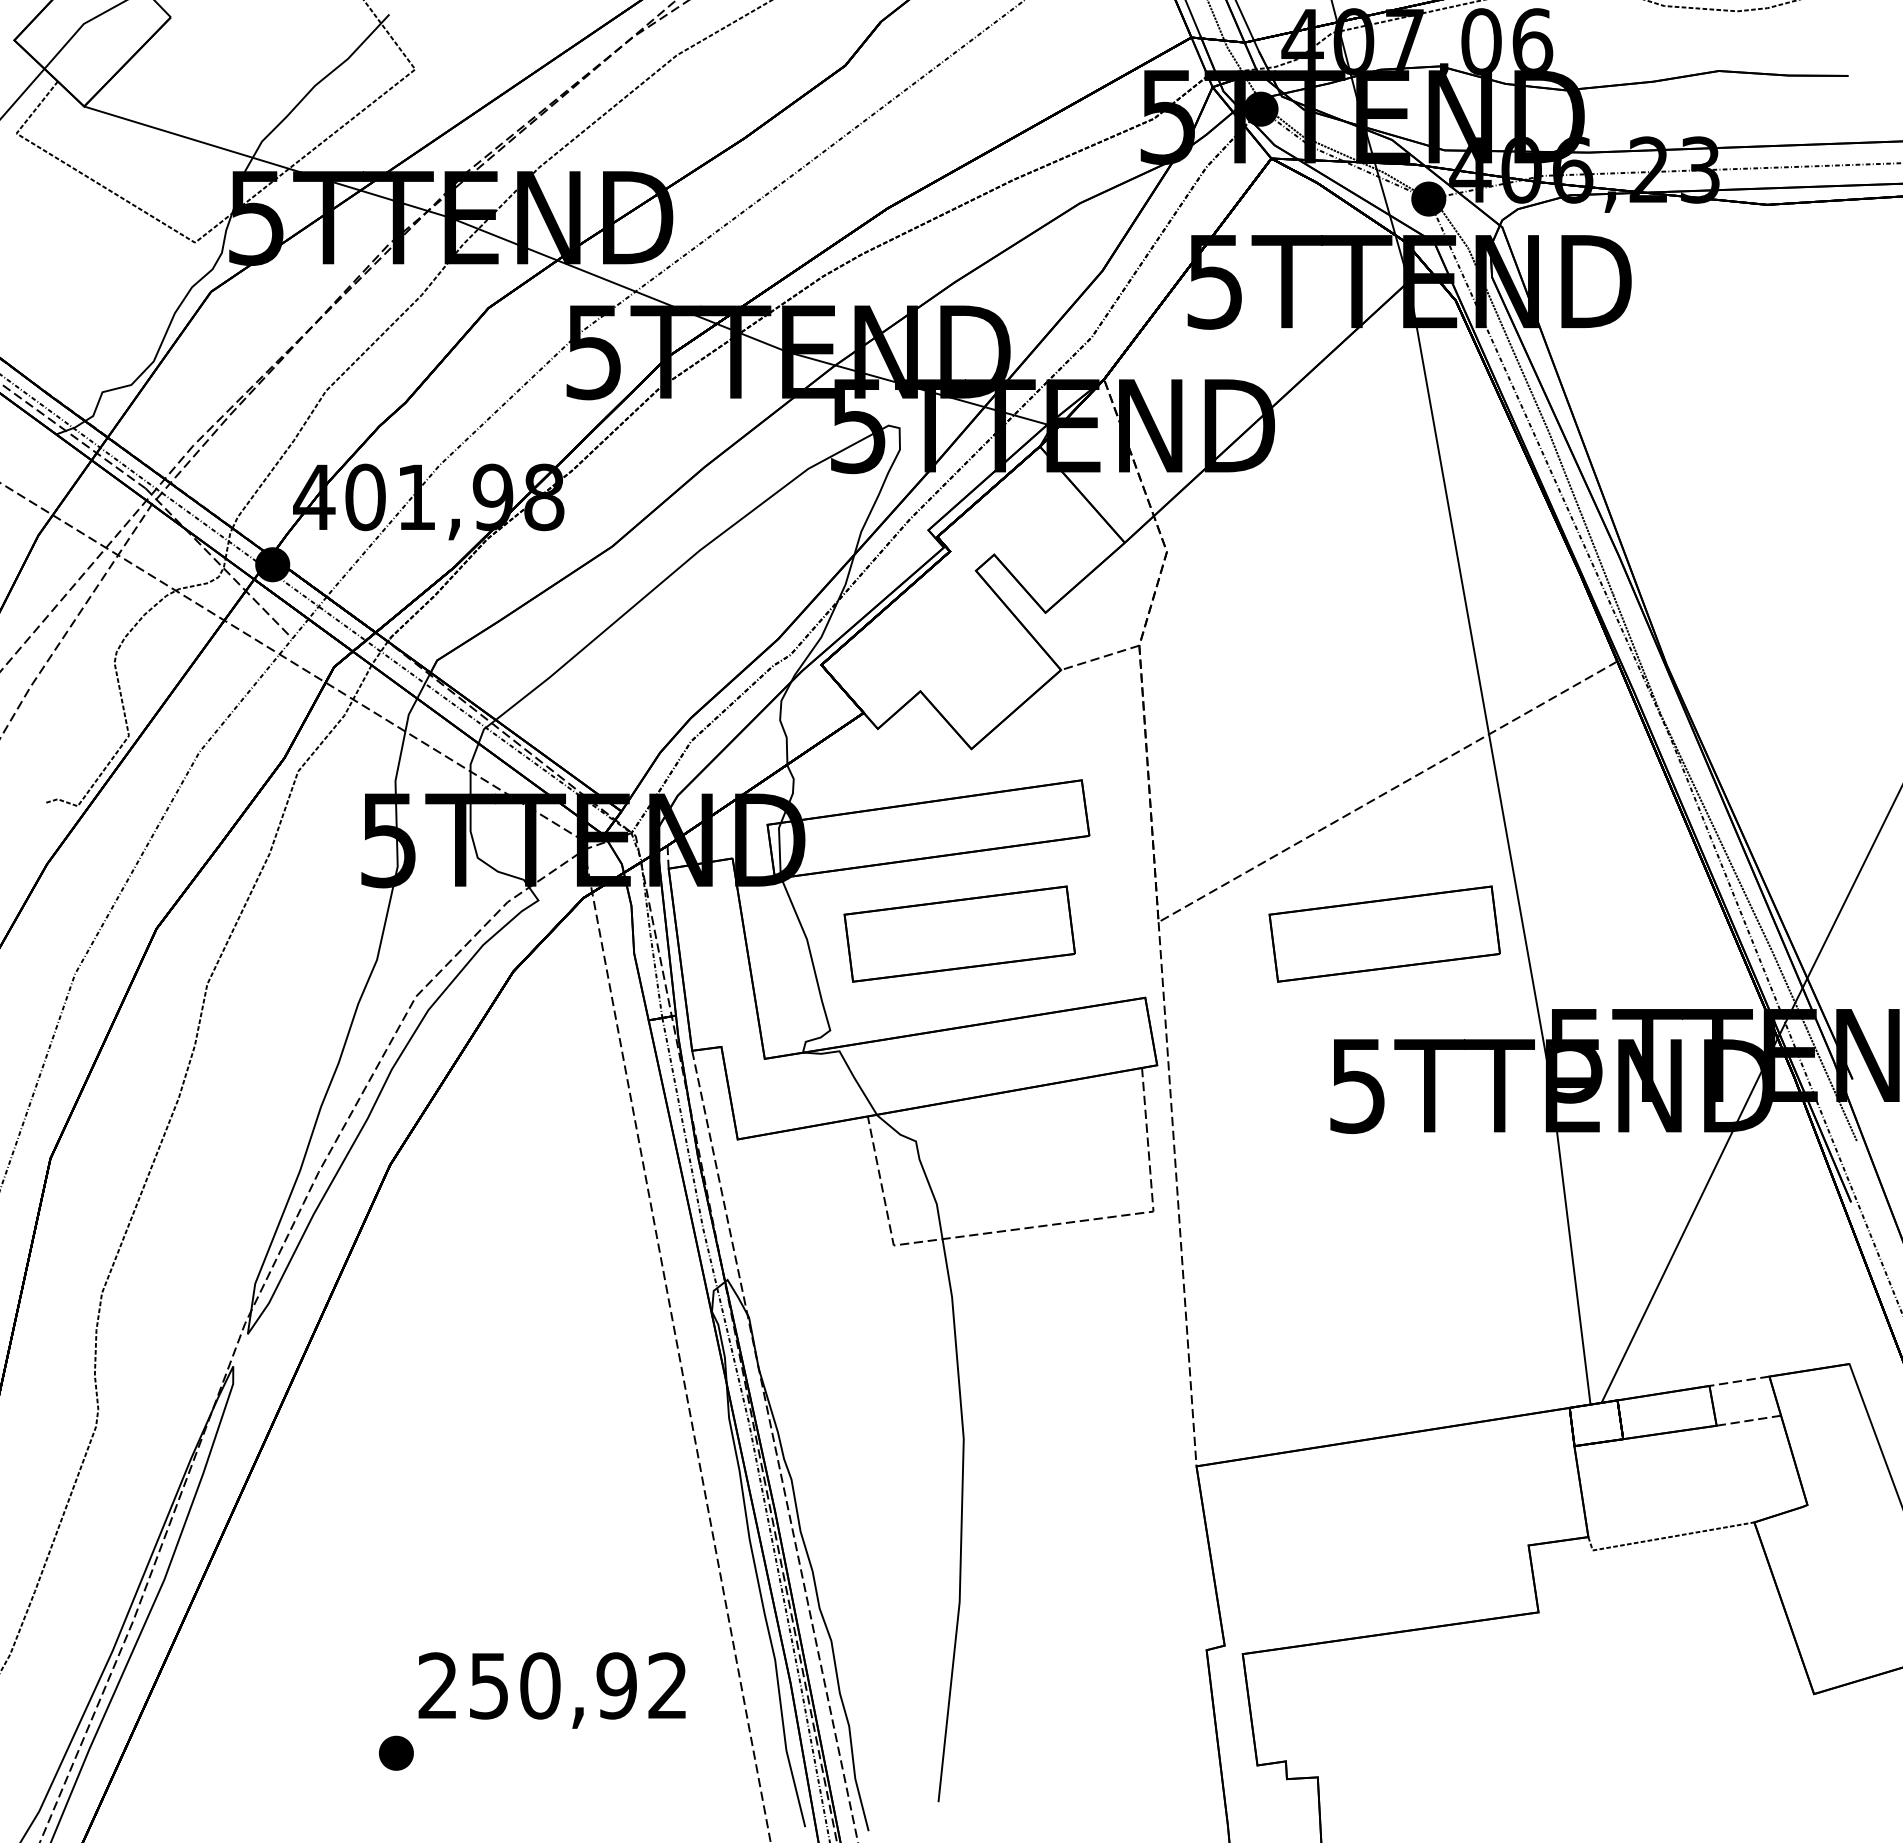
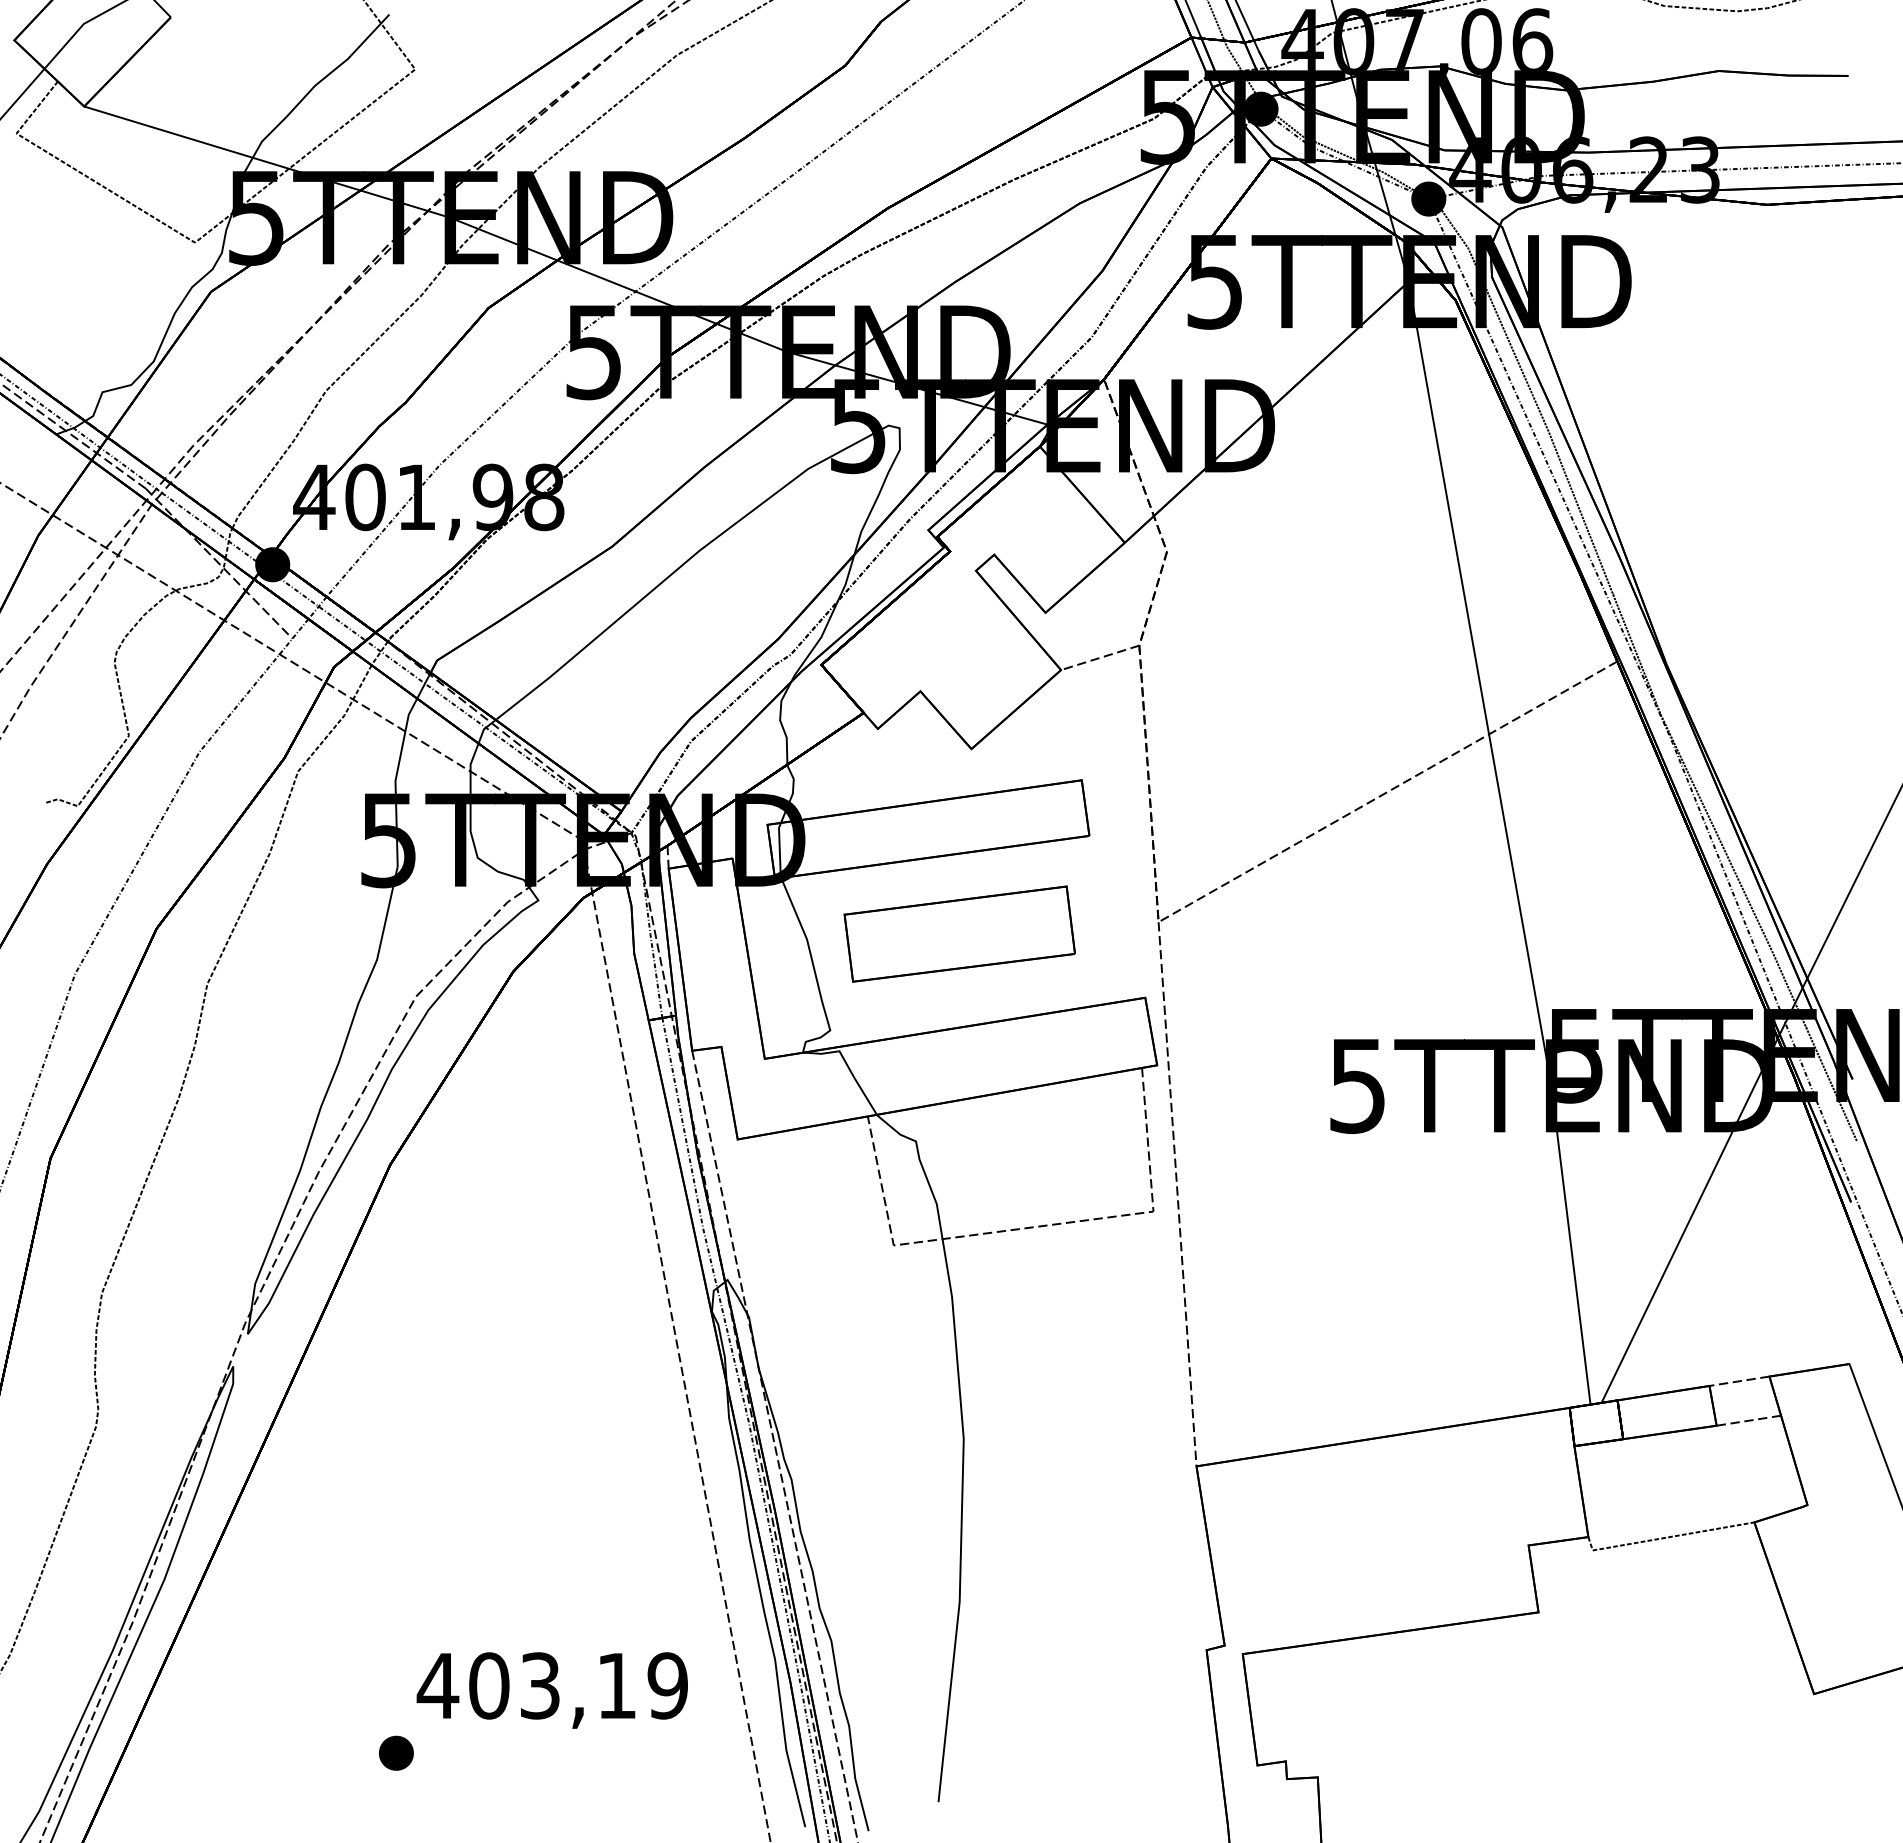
part: present -> none (1384, 933)
text: 250,92 -> 403,19 (551, 1685)
